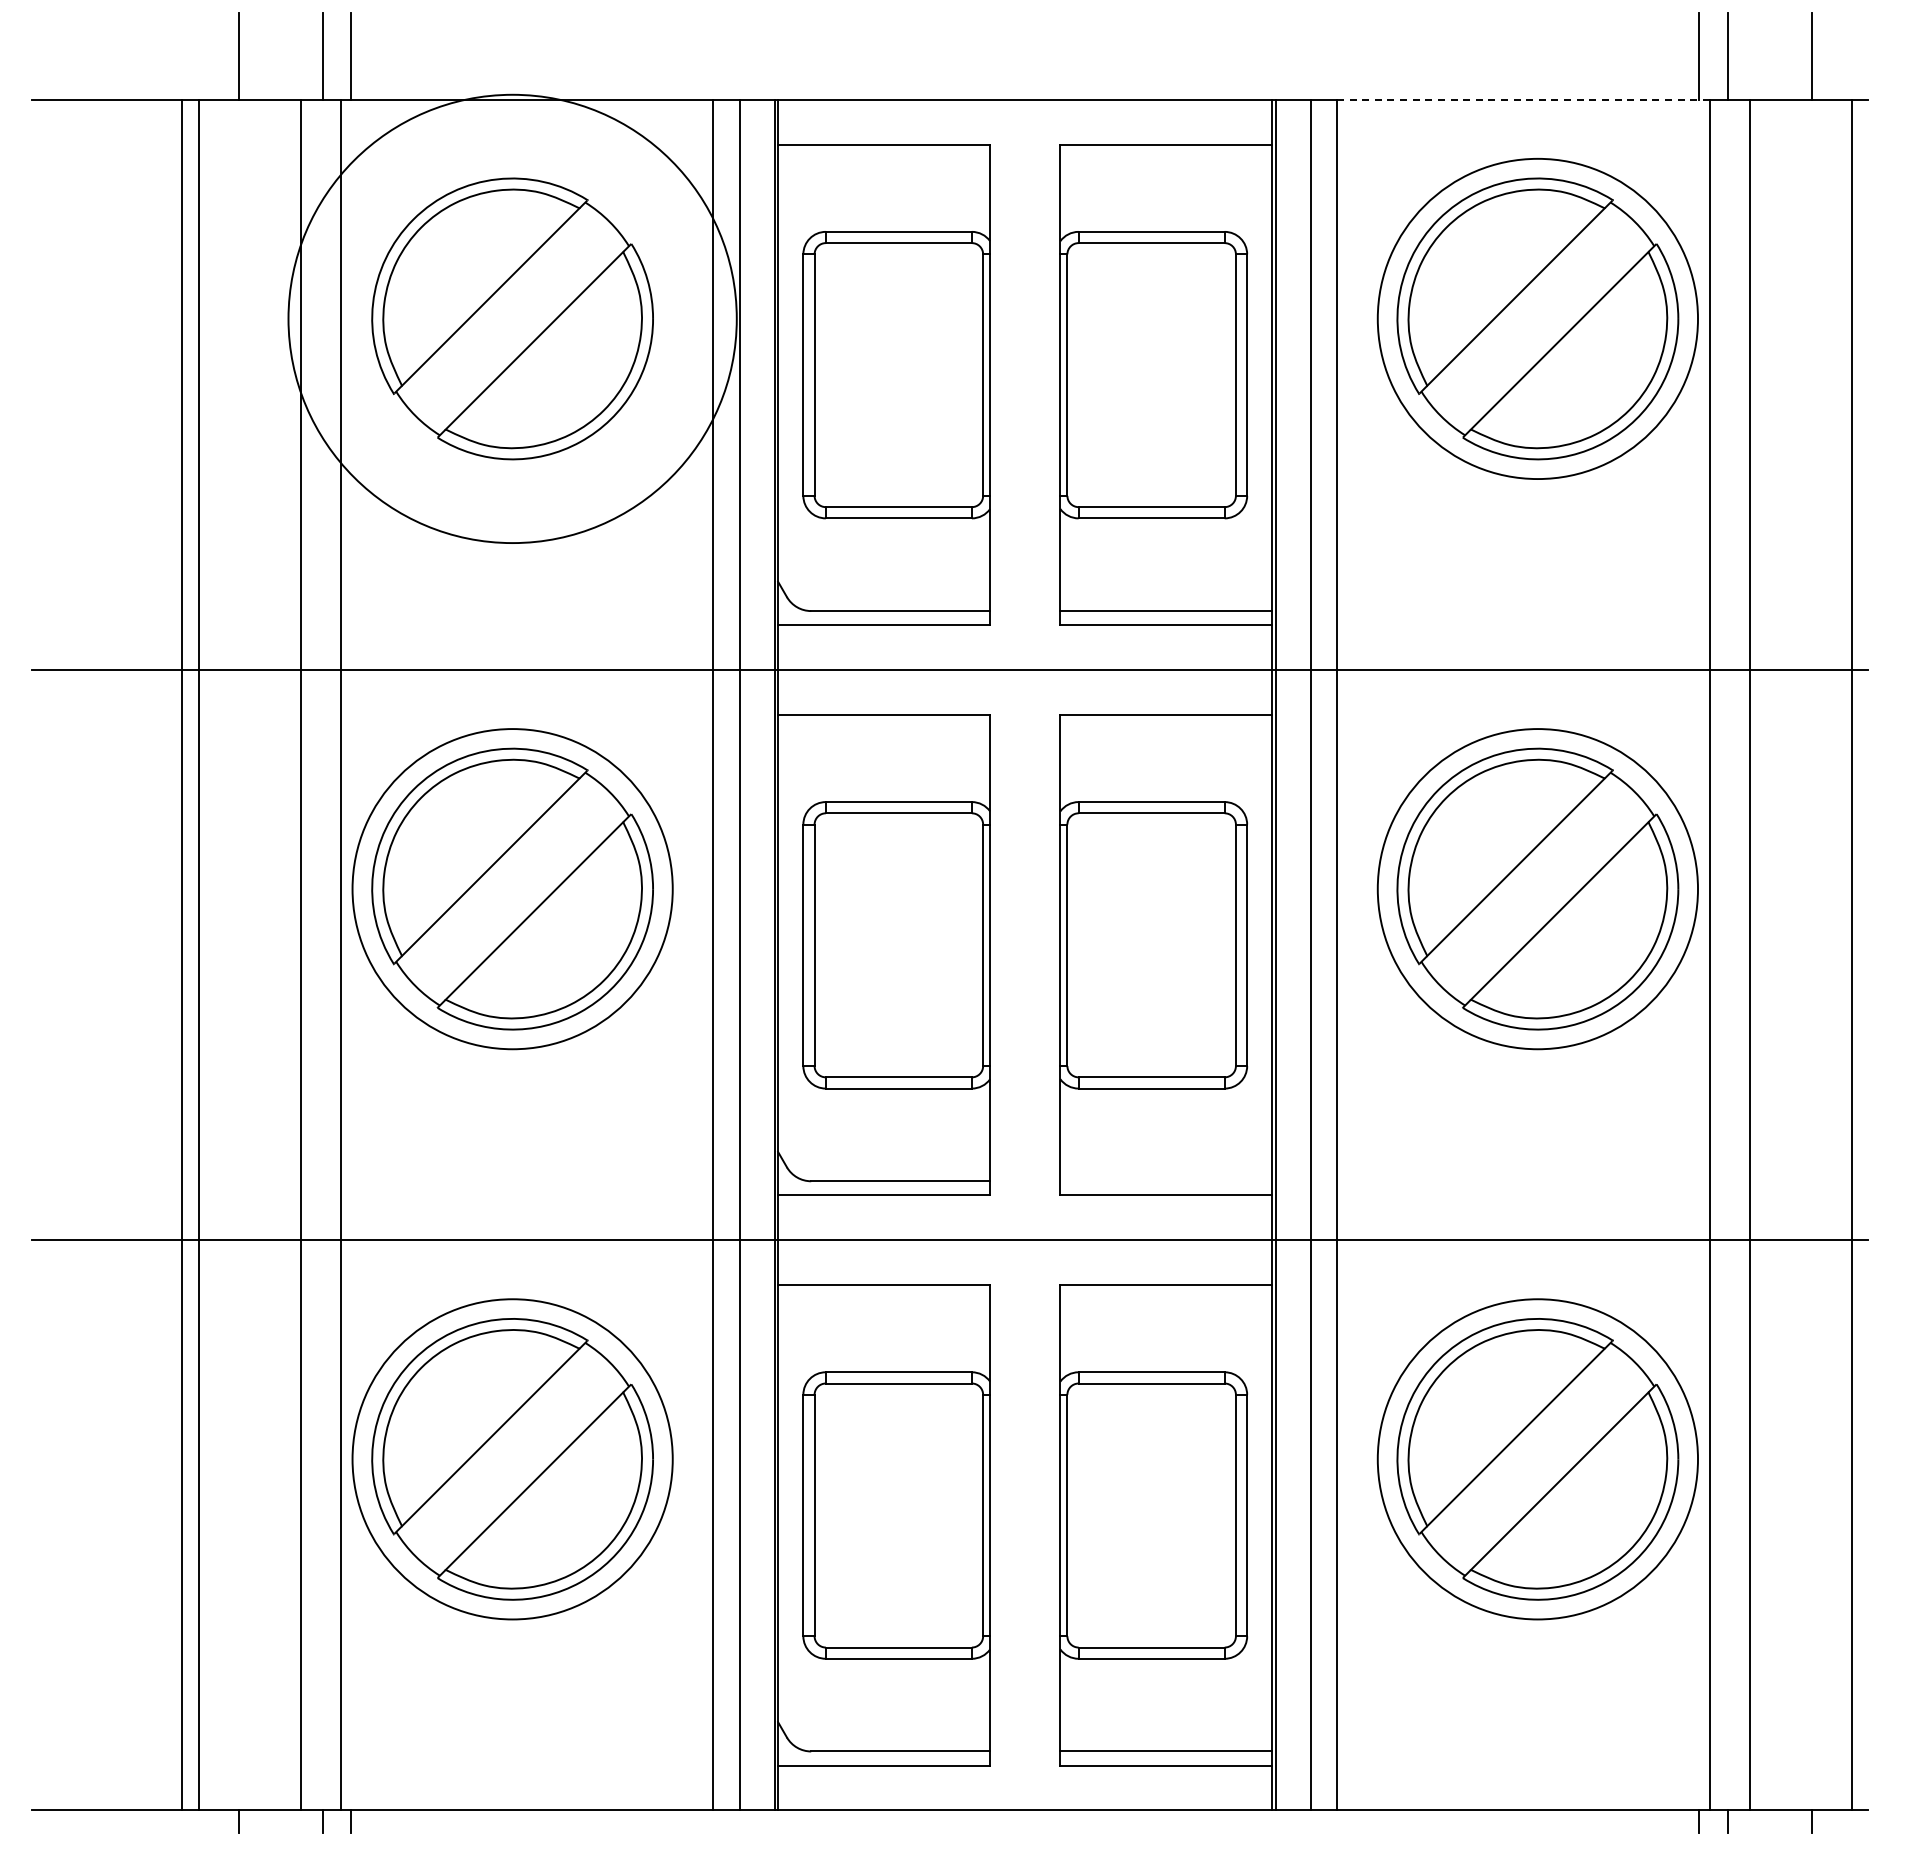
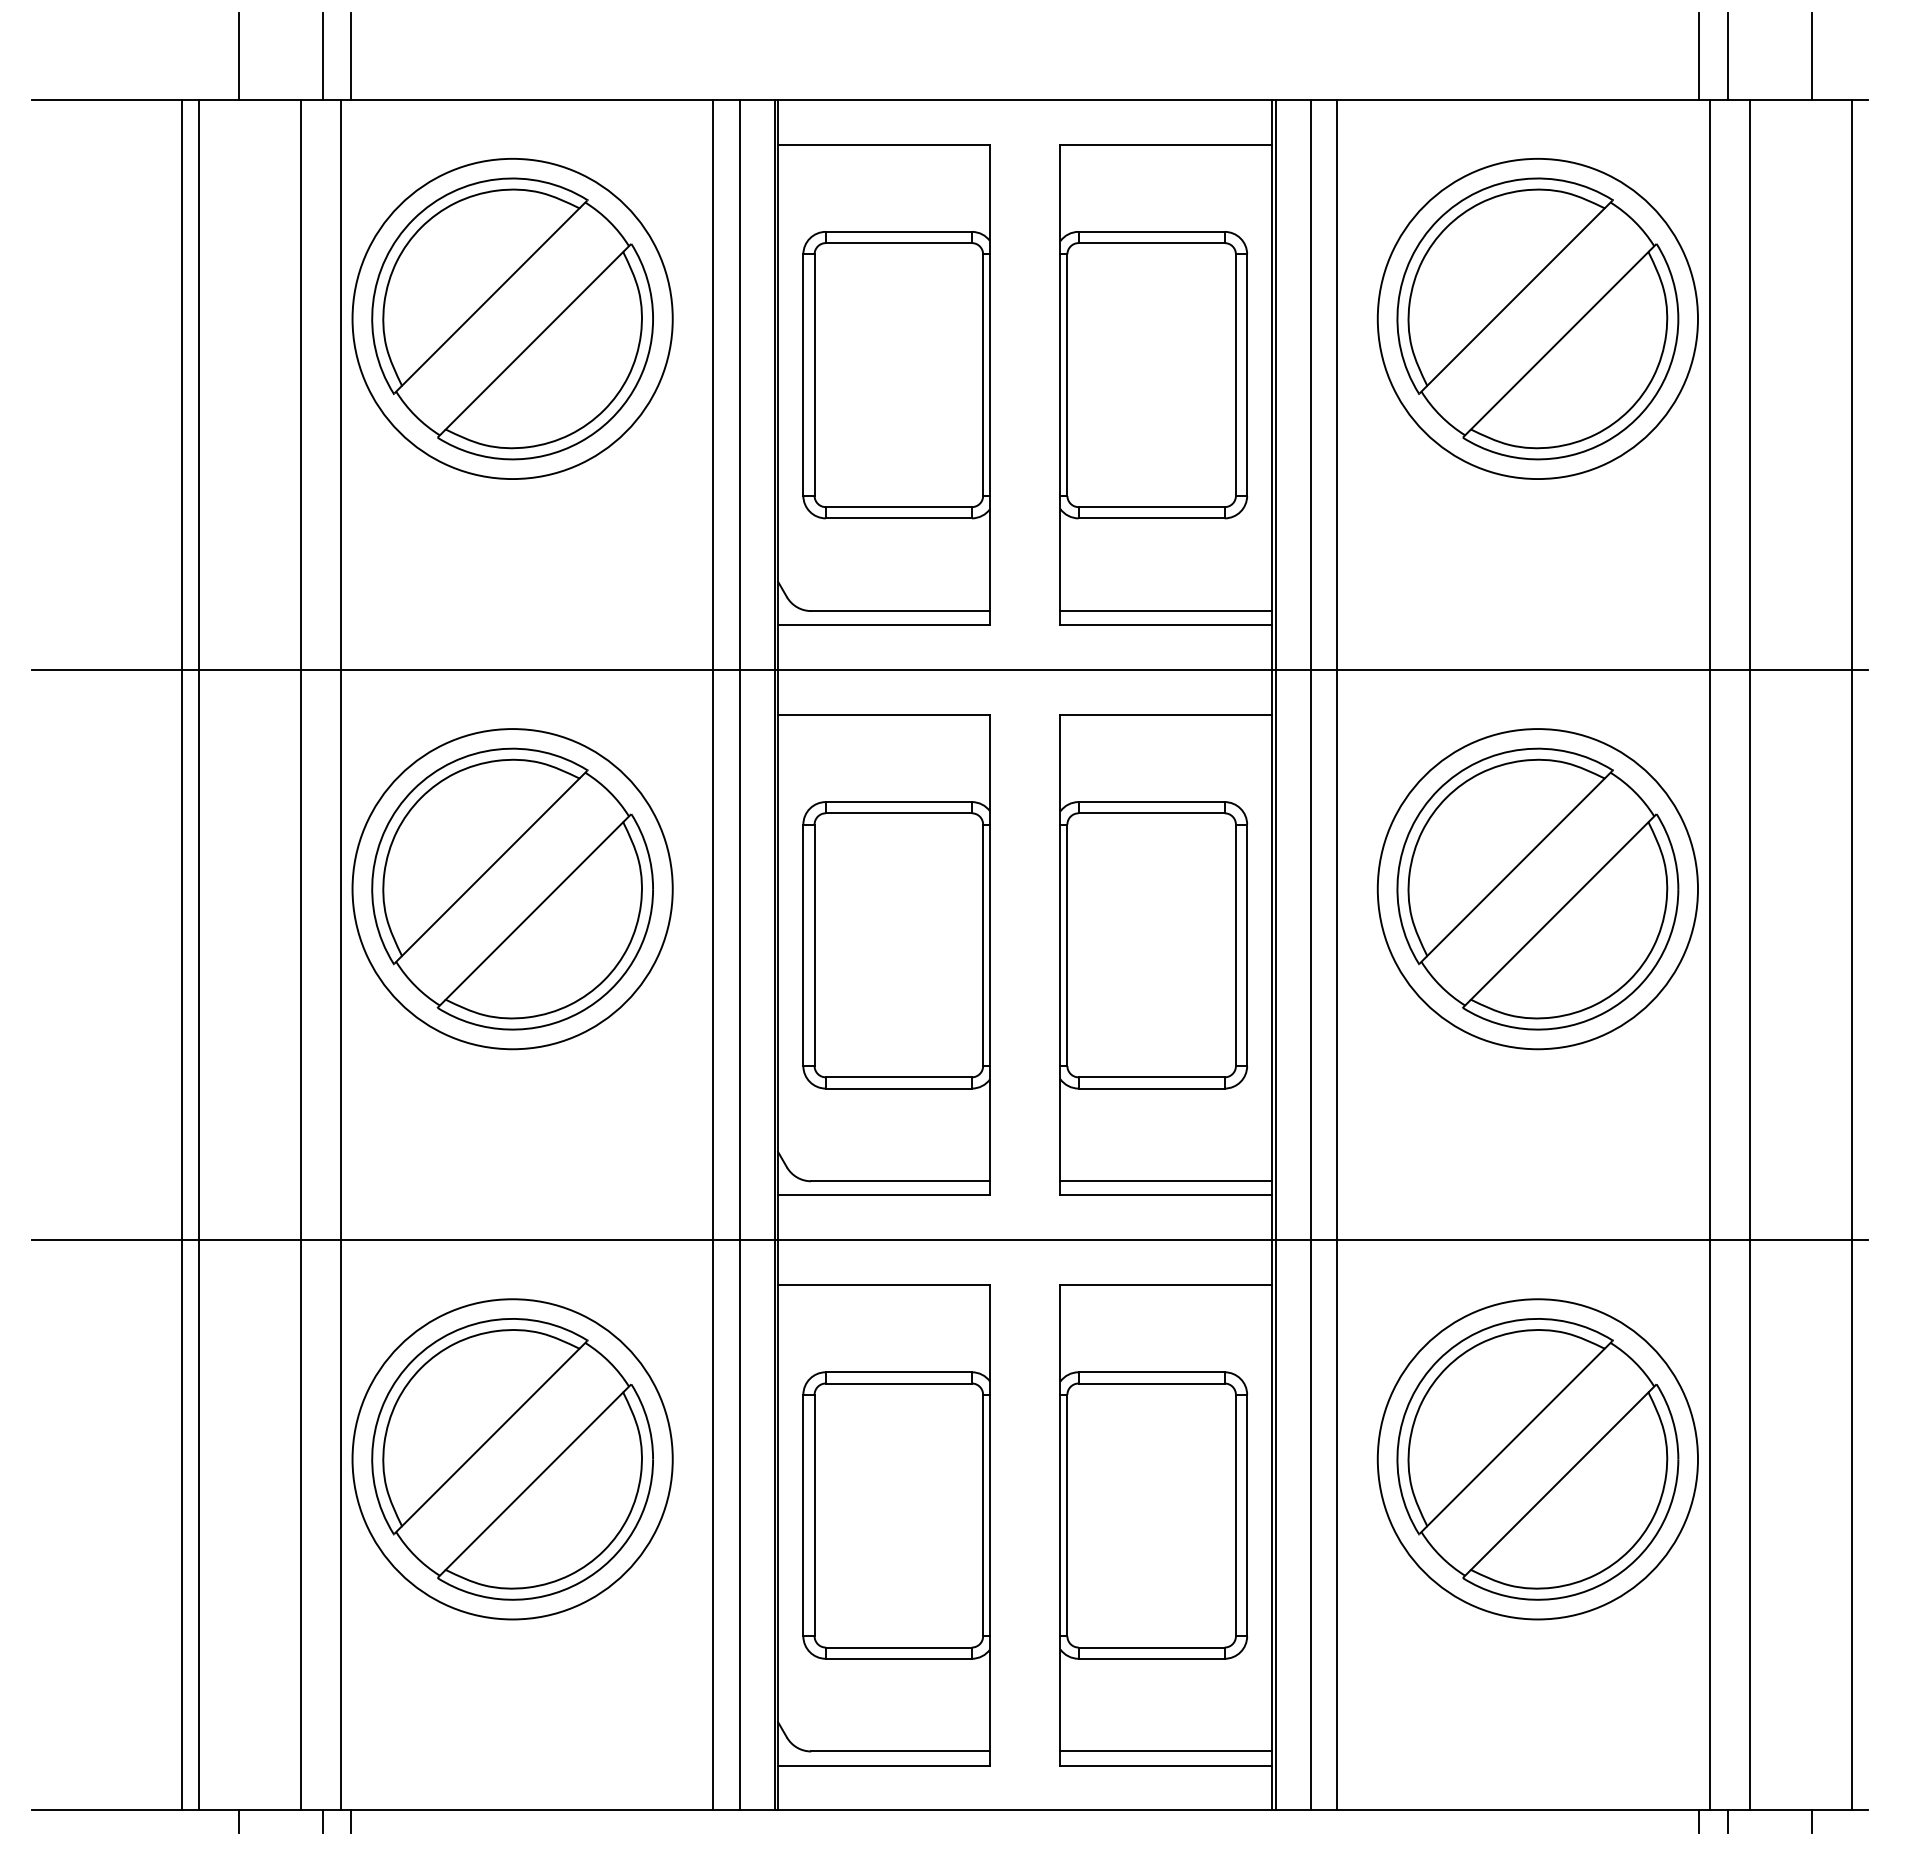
line: dashed -> solid (1522, 99)
circle diameter: 448 px -> 320 px (512, 318)
line: none -> present (1166, 1181)
